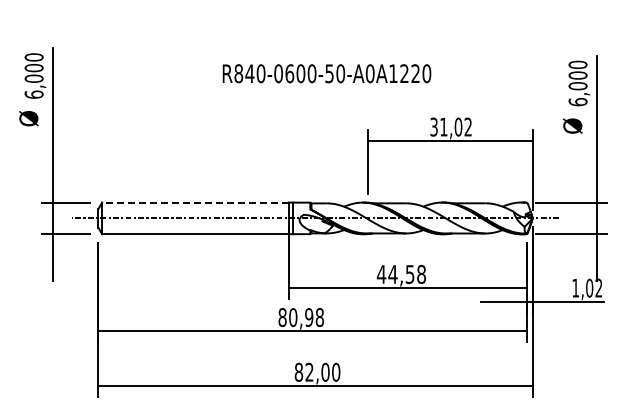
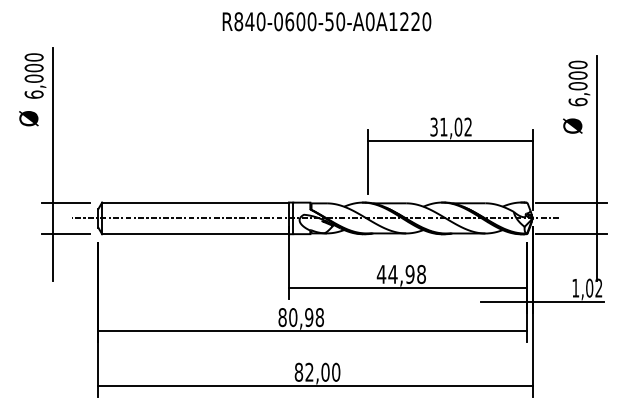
text position: (326, 73) -> (326, 21) (326, 21)
line: dashed -> solid (195, 202)
text: 44,58 -> 44,98 (409, 274)
